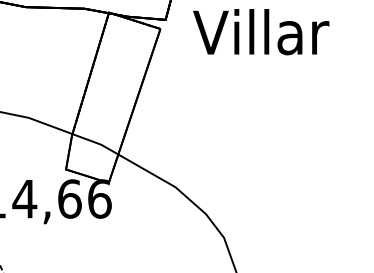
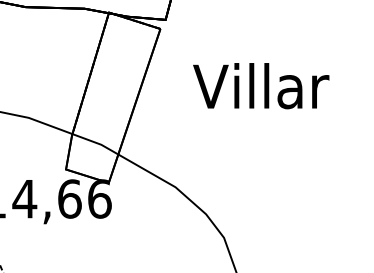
text position: (261, 32) -> (261, 86) (261, 86)
